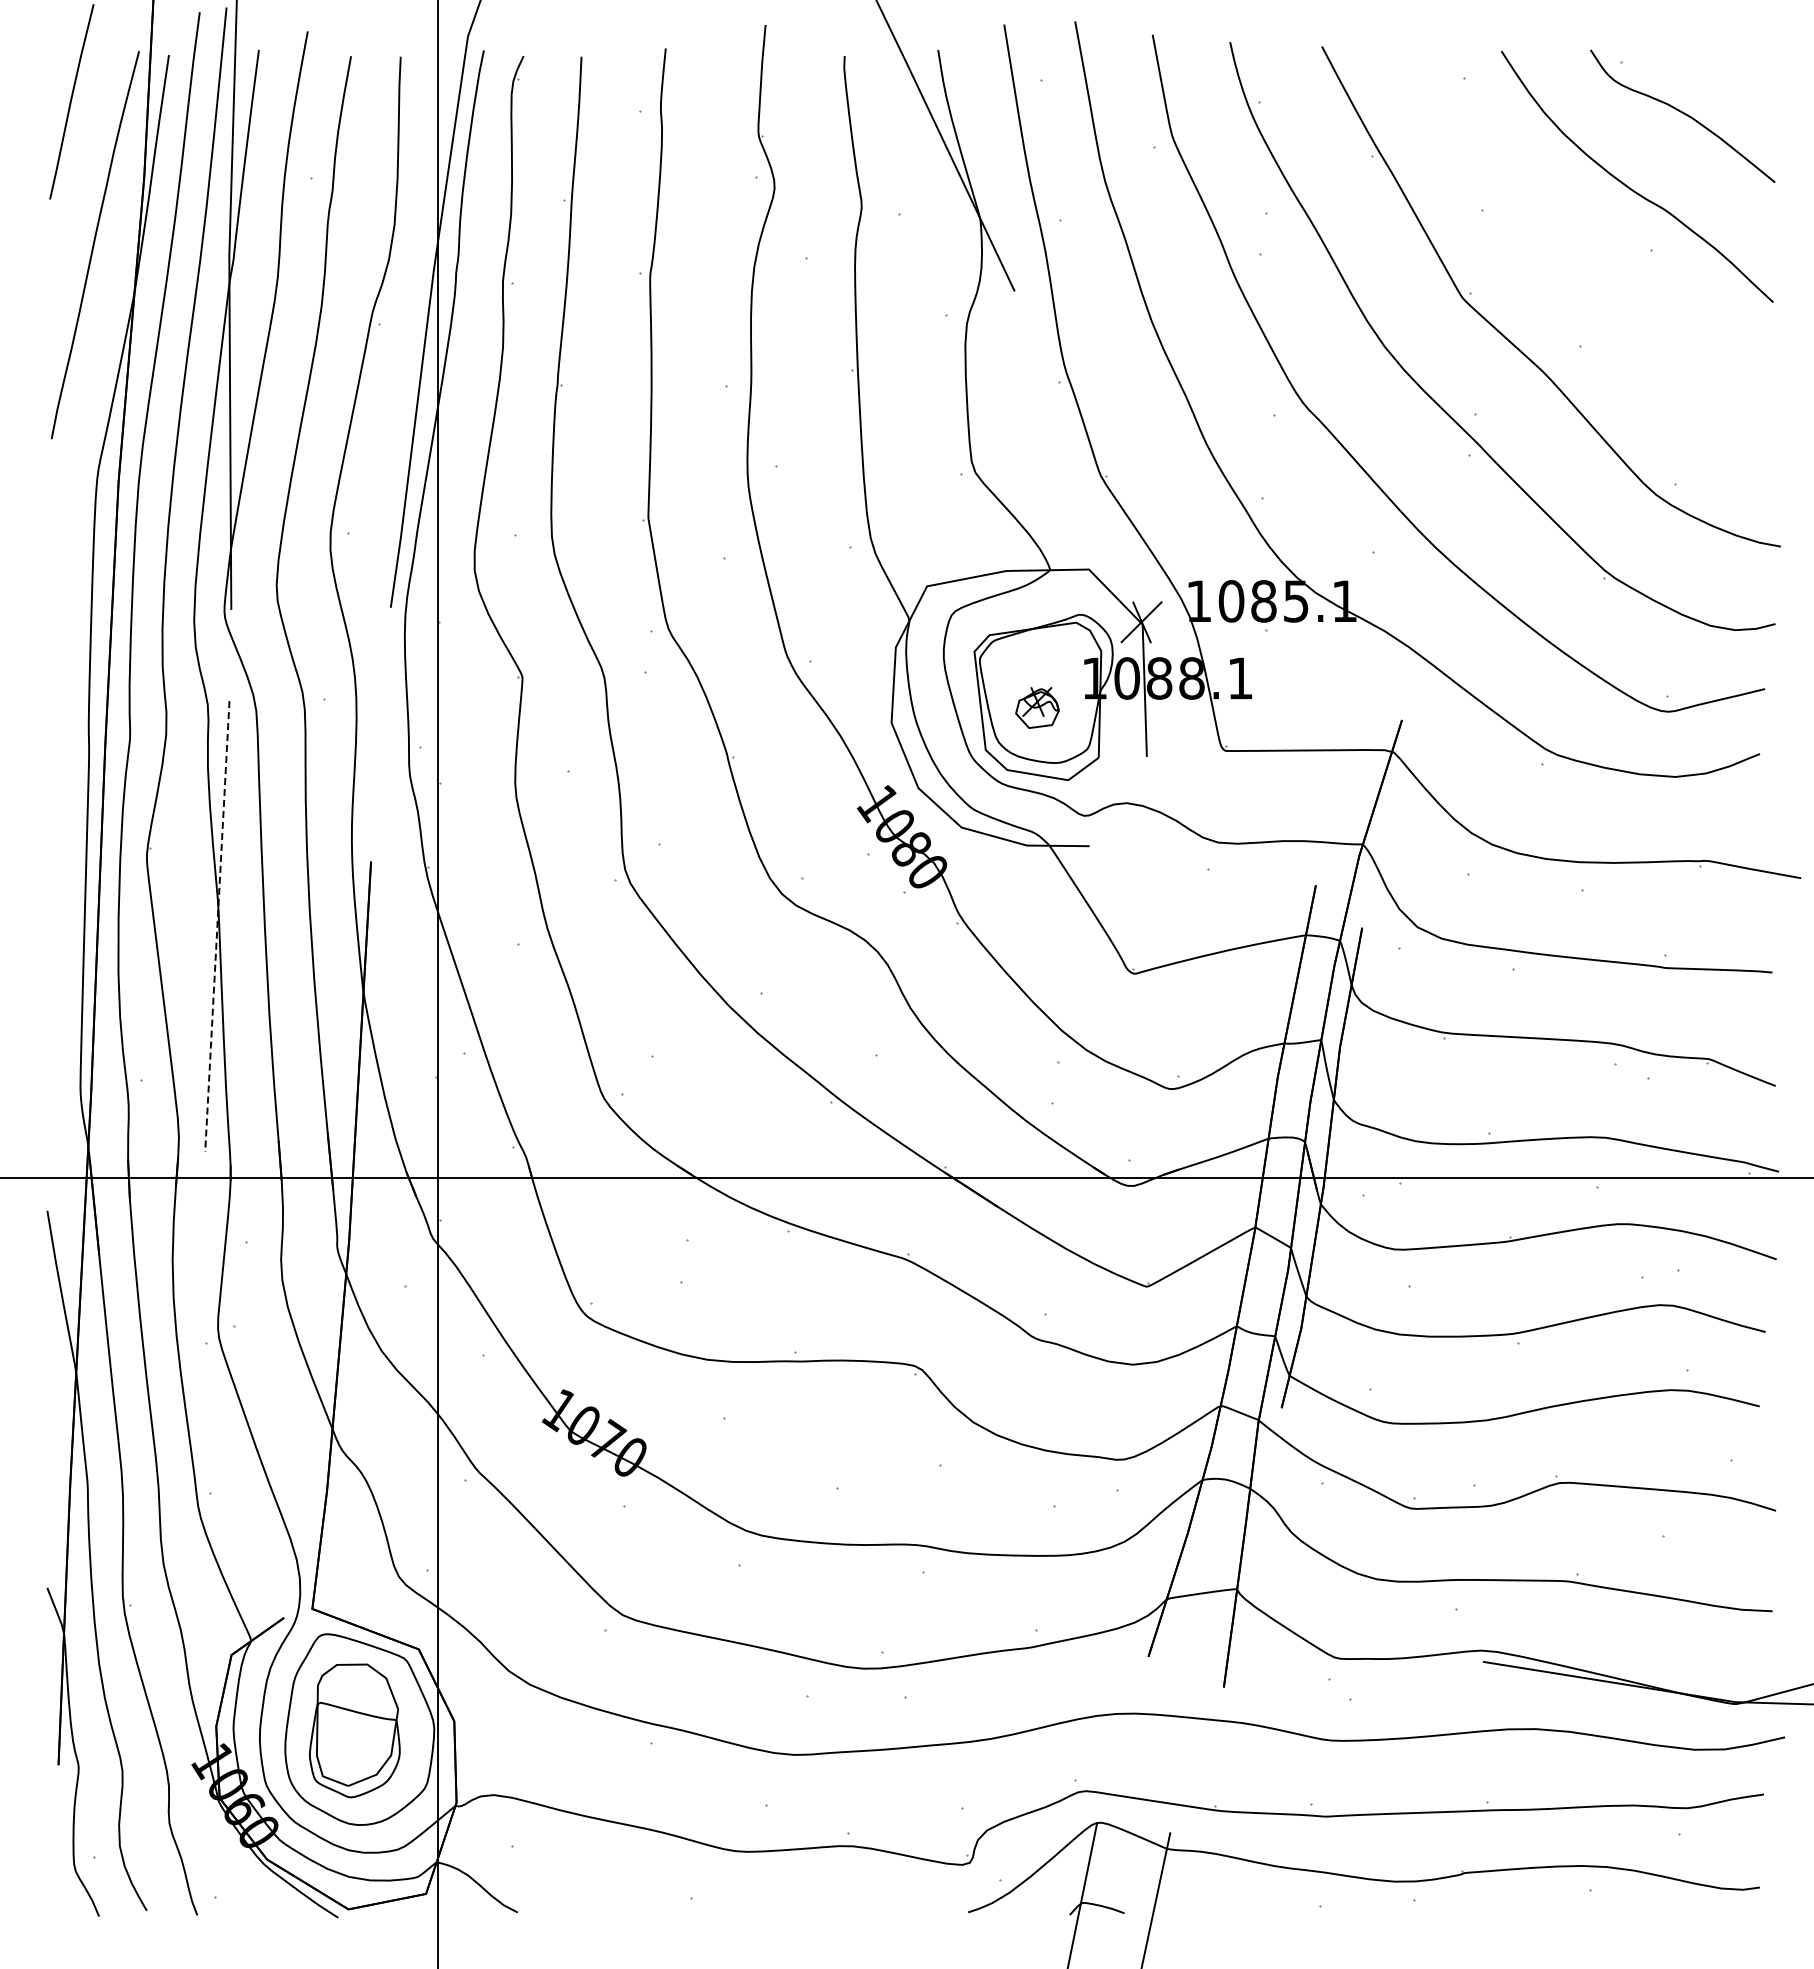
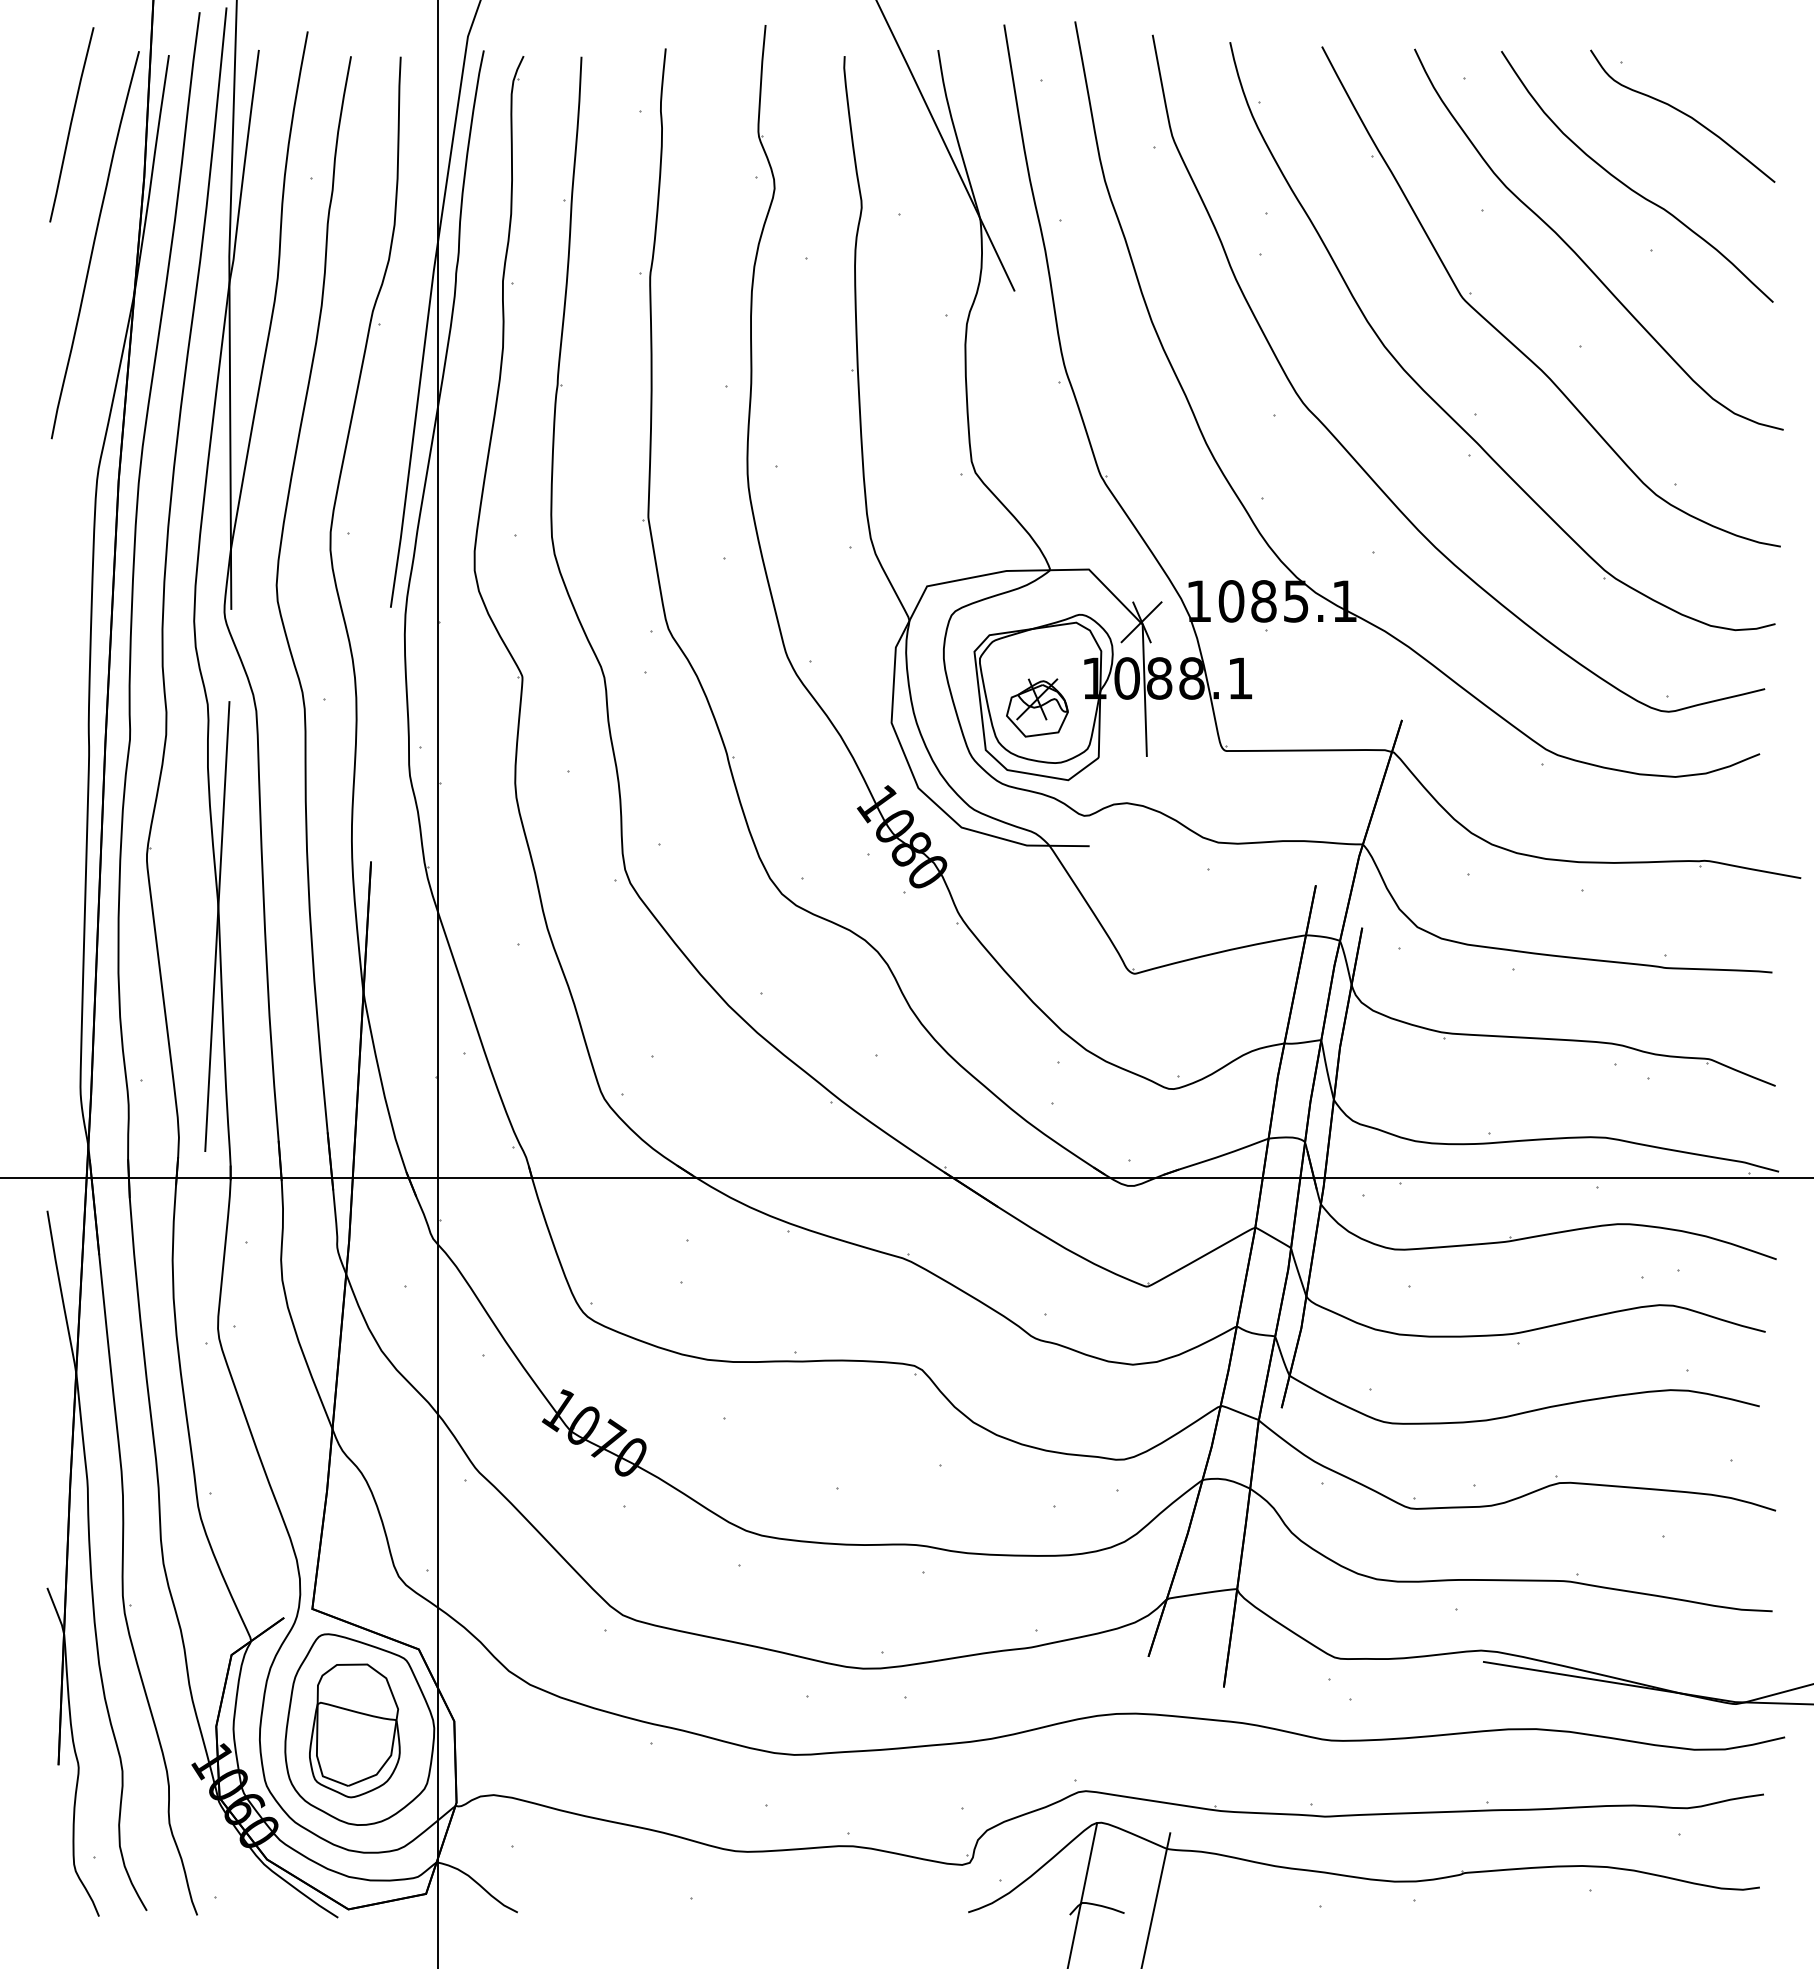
line position: (71, 101) -> (71, 124) (71, 124)
curve: none -> present (1577, 253)
part size: 45x42 px -> 63x60 px (1037, 707)
line: dashed -> solid (217, 926)
